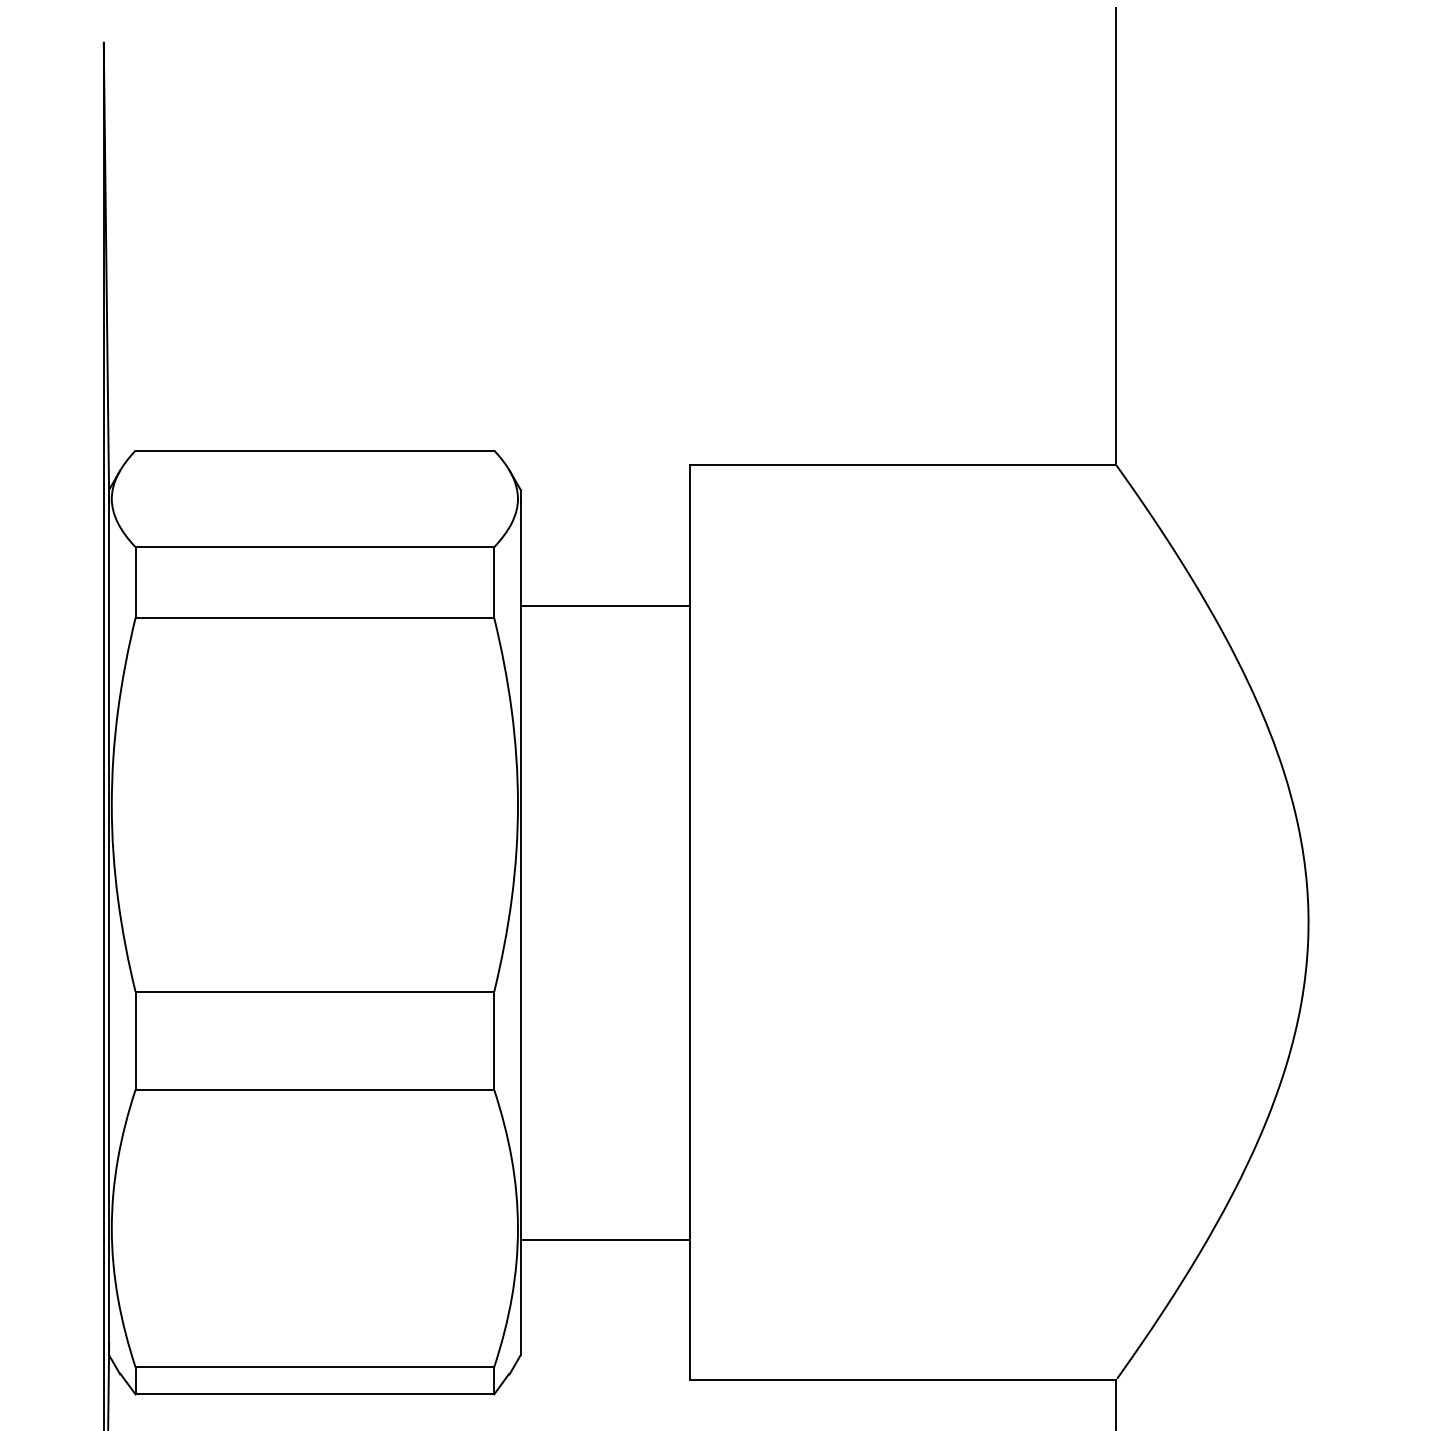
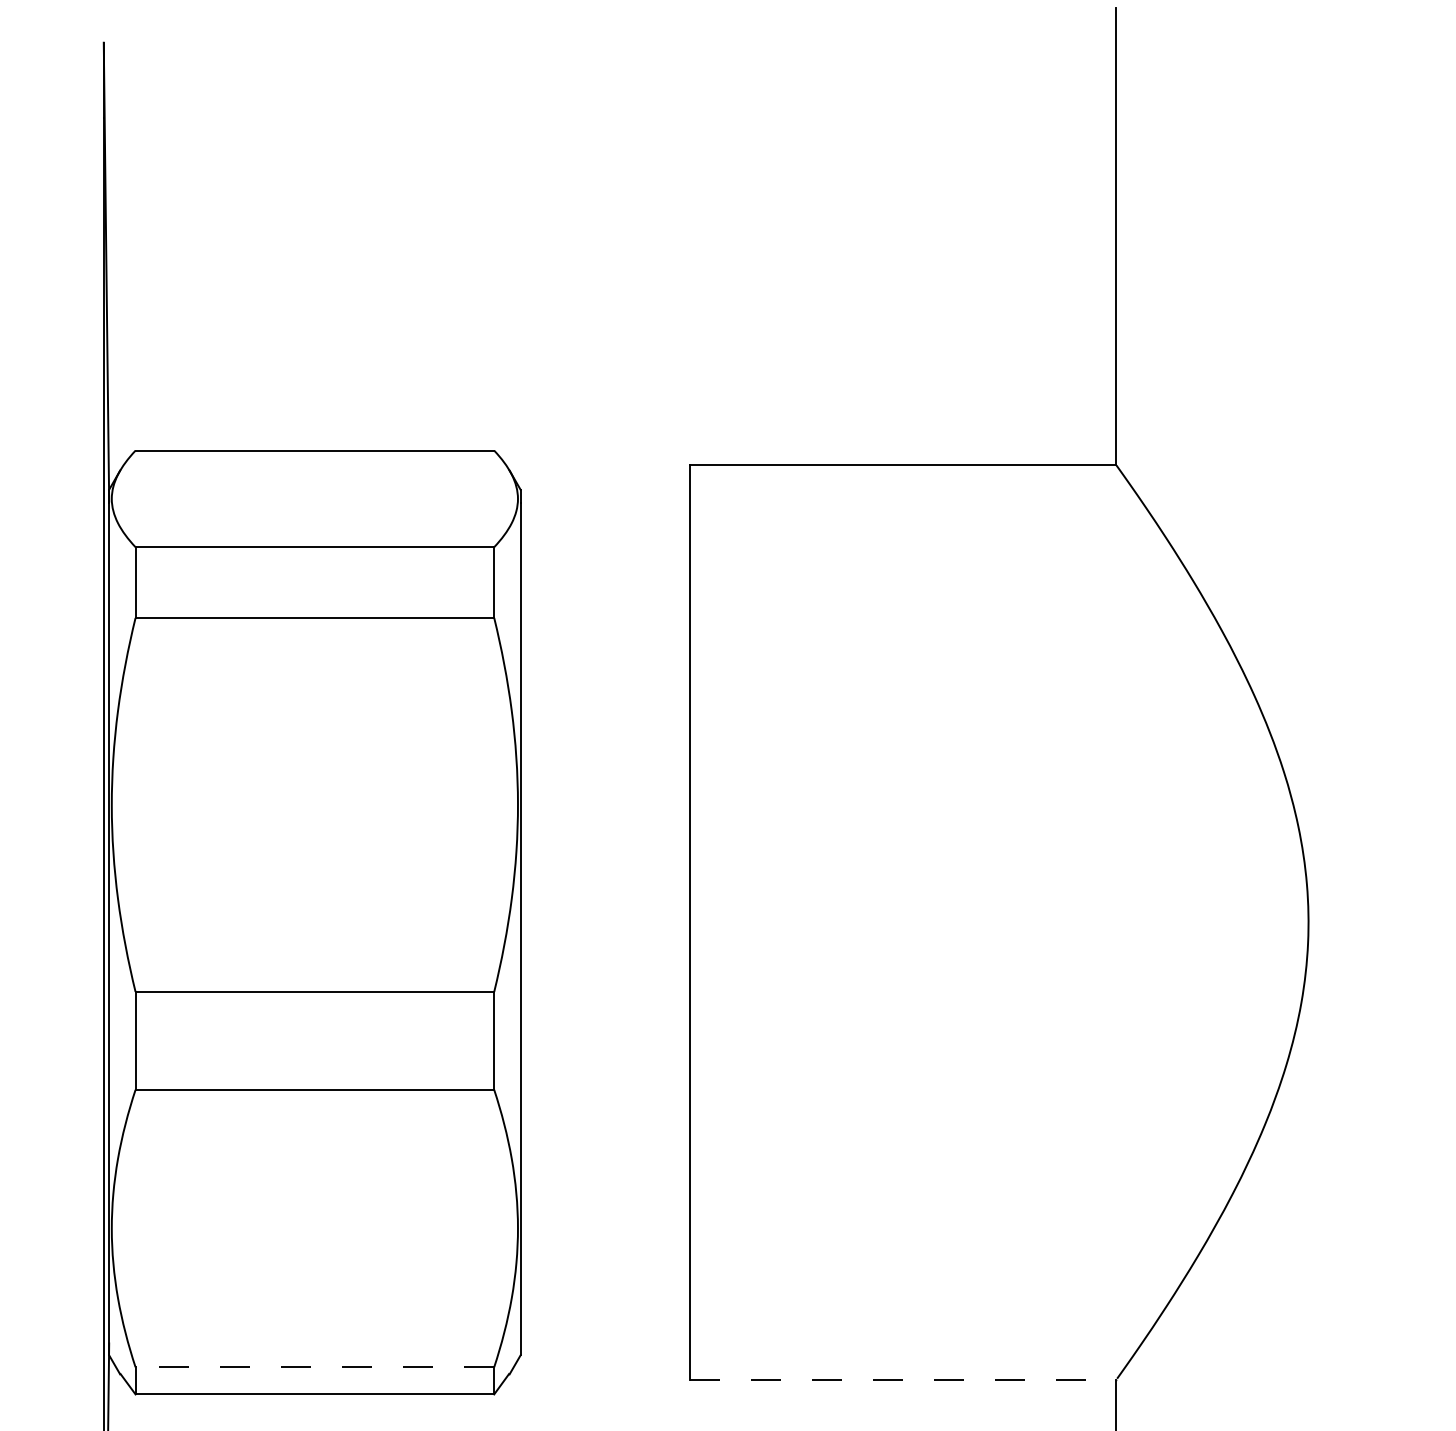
line: present -> none (604, 605)
line: present -> none (604, 1239)
line: solid -> dashed (314, 1367)
line: solid -> dashed (903, 1379)
